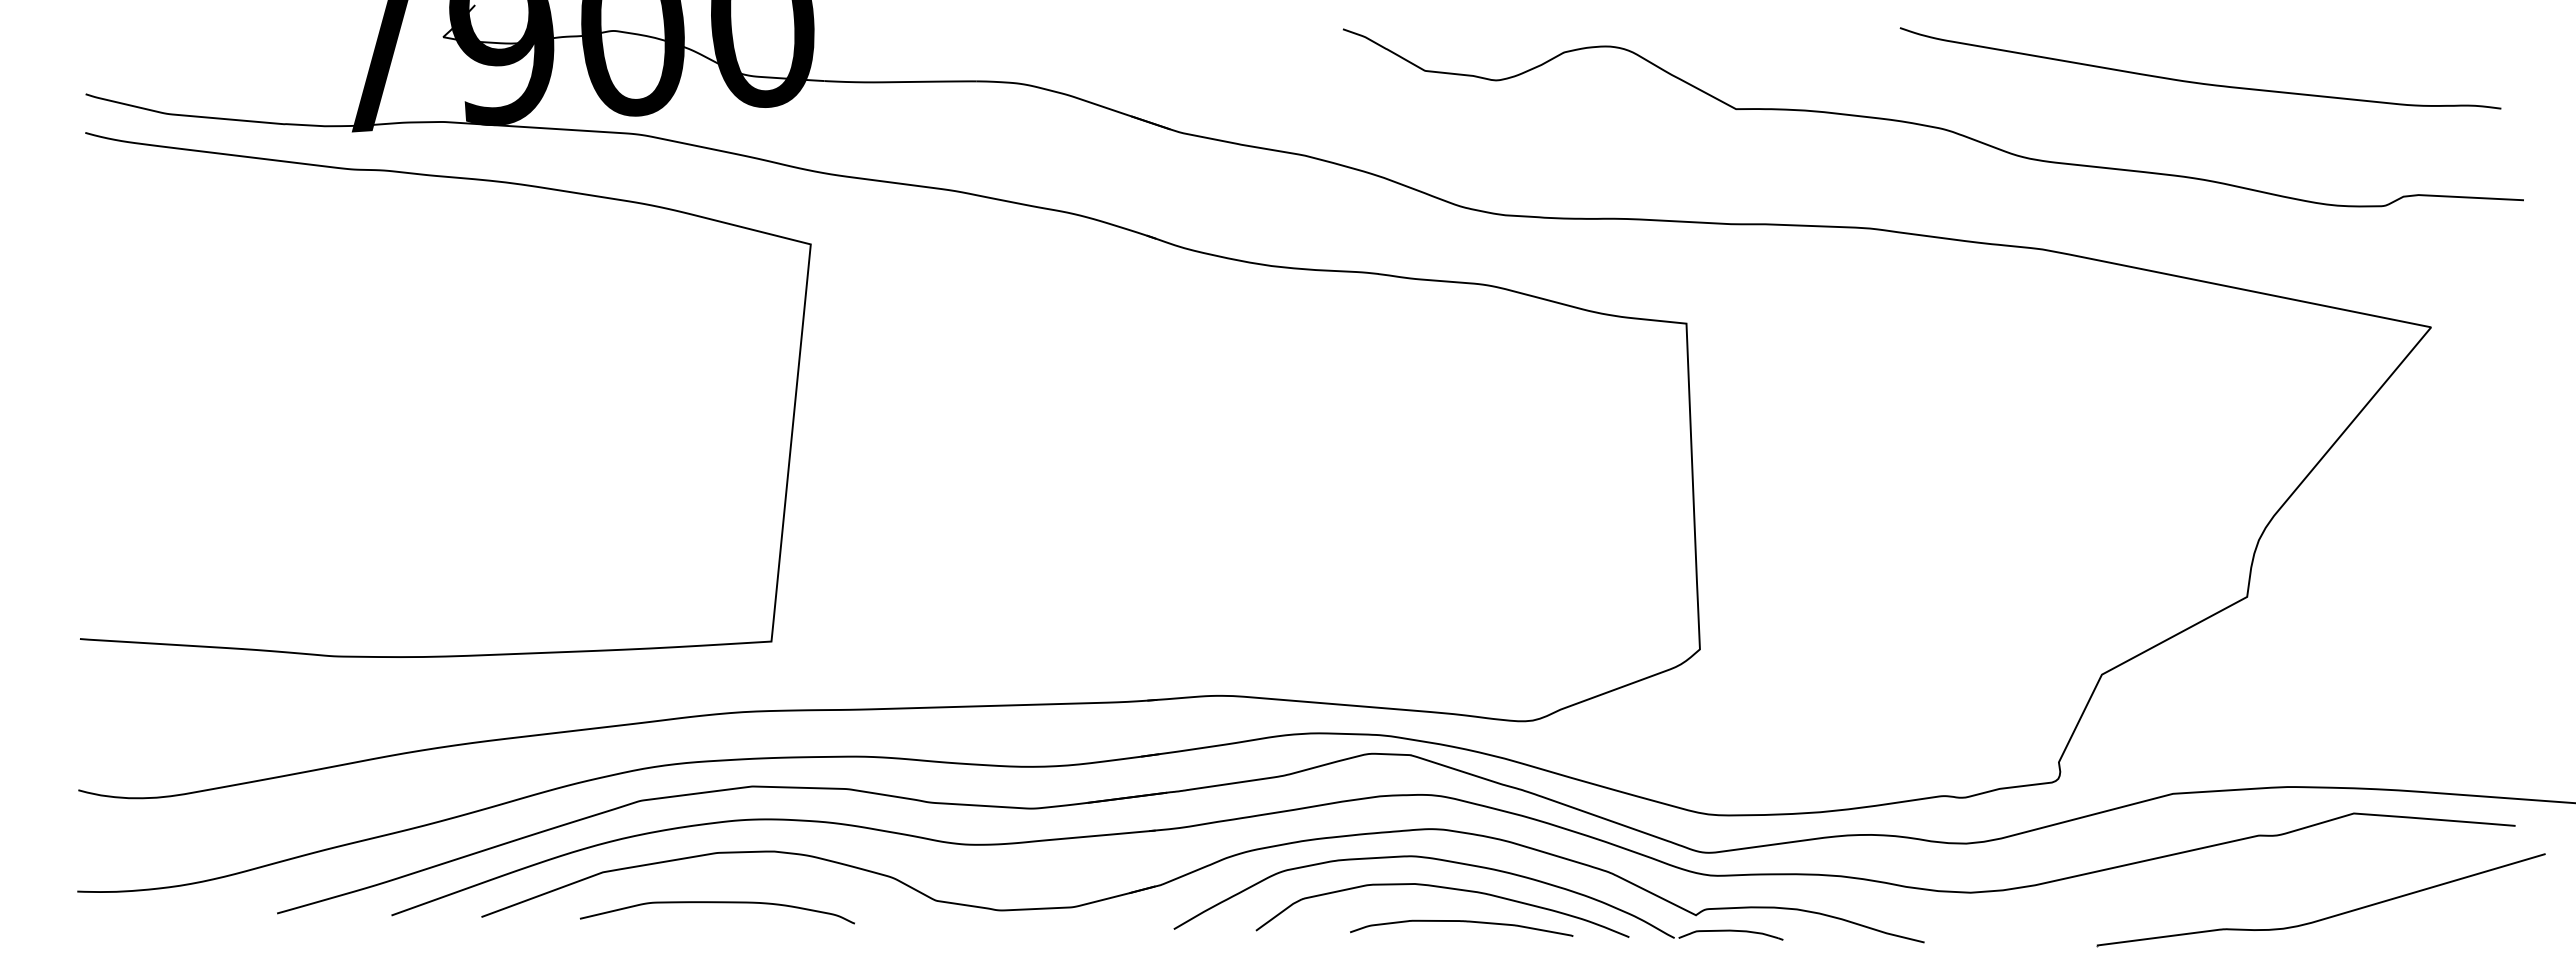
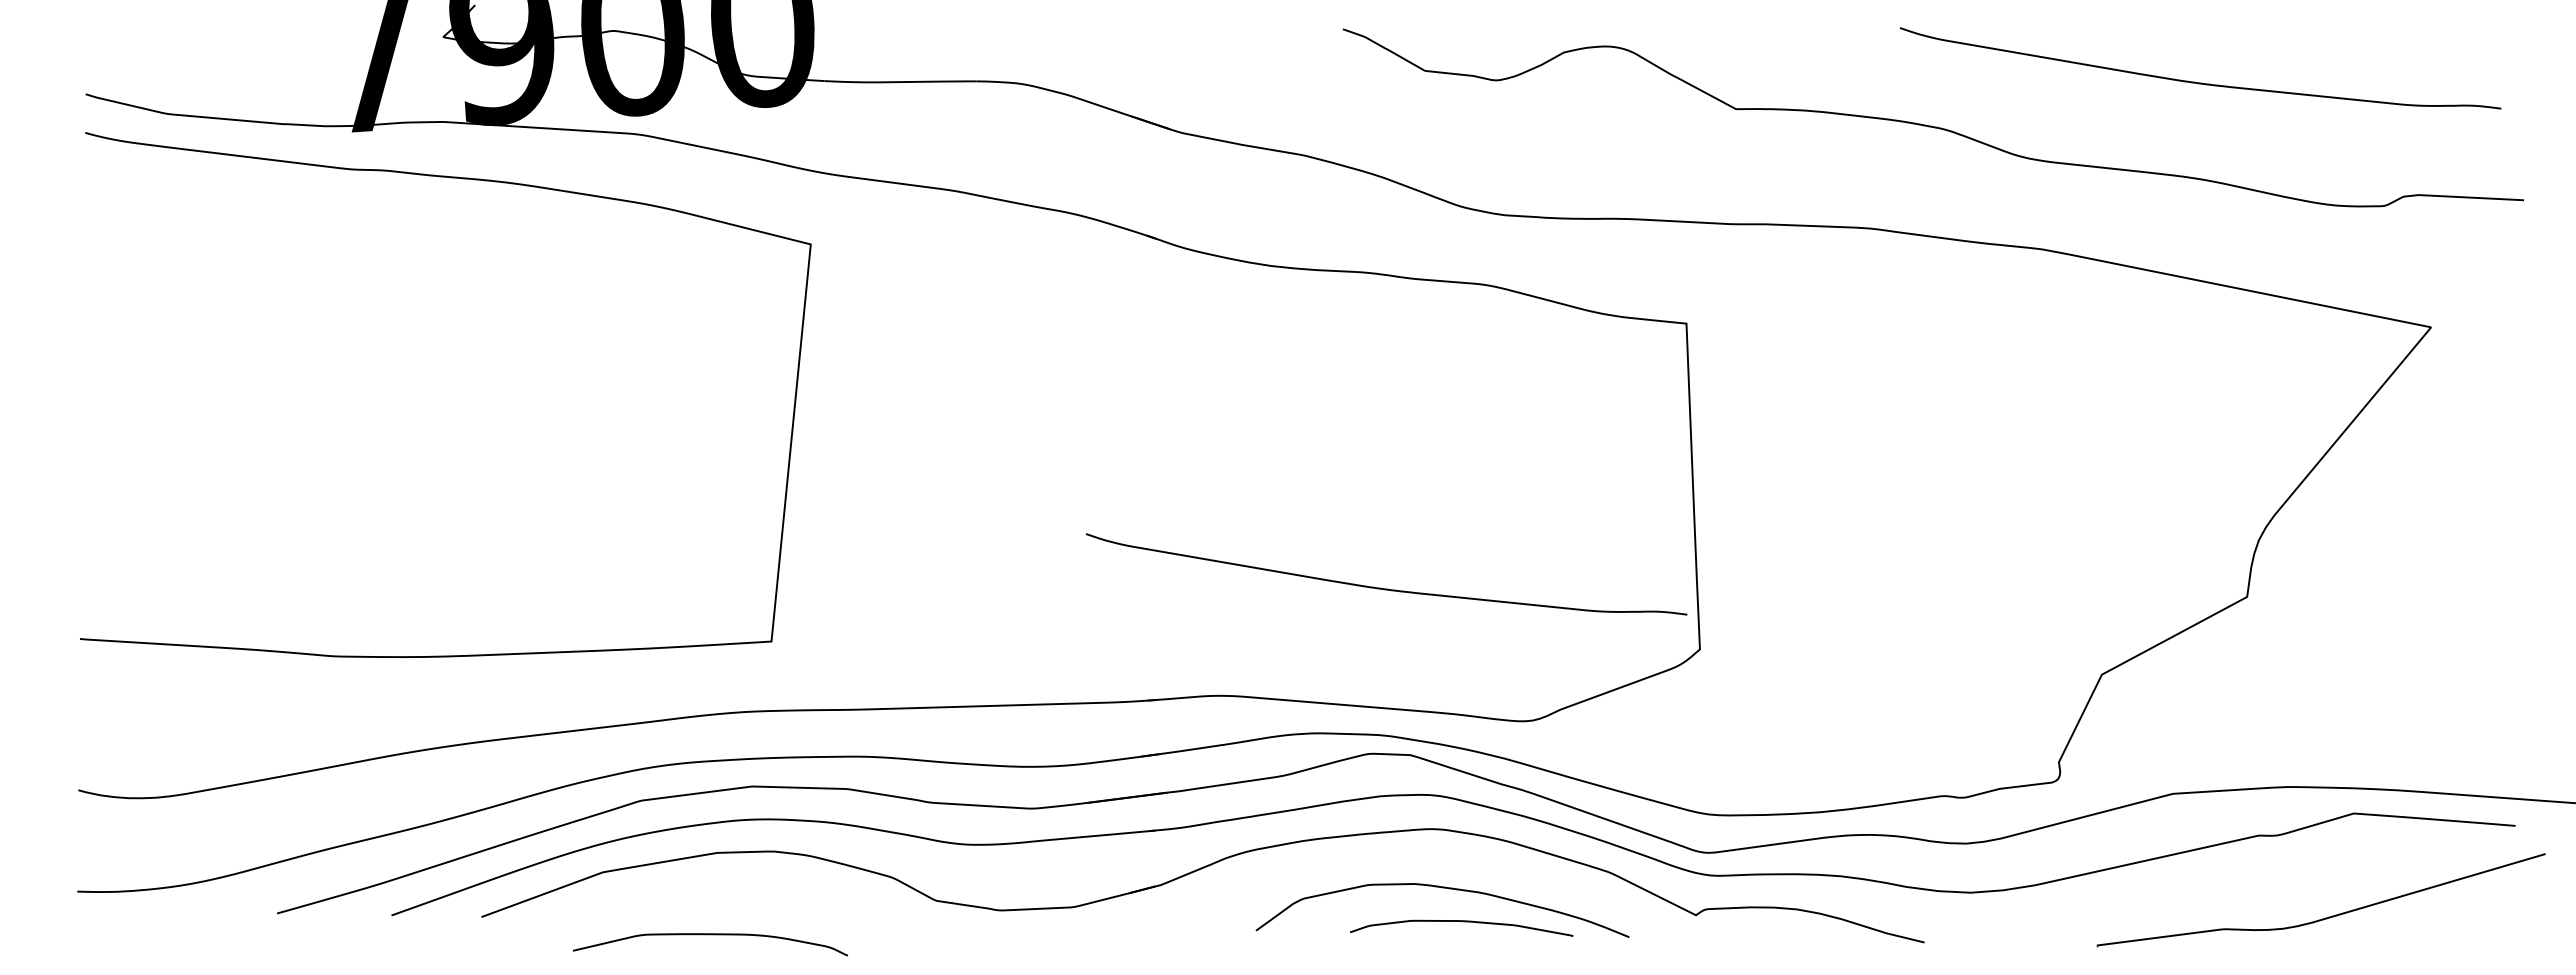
curve: none -> present (1381, 587)
part: present -> none (1482, 868)
curve position: (717, 903) -> (710, 935) (710, 935)
